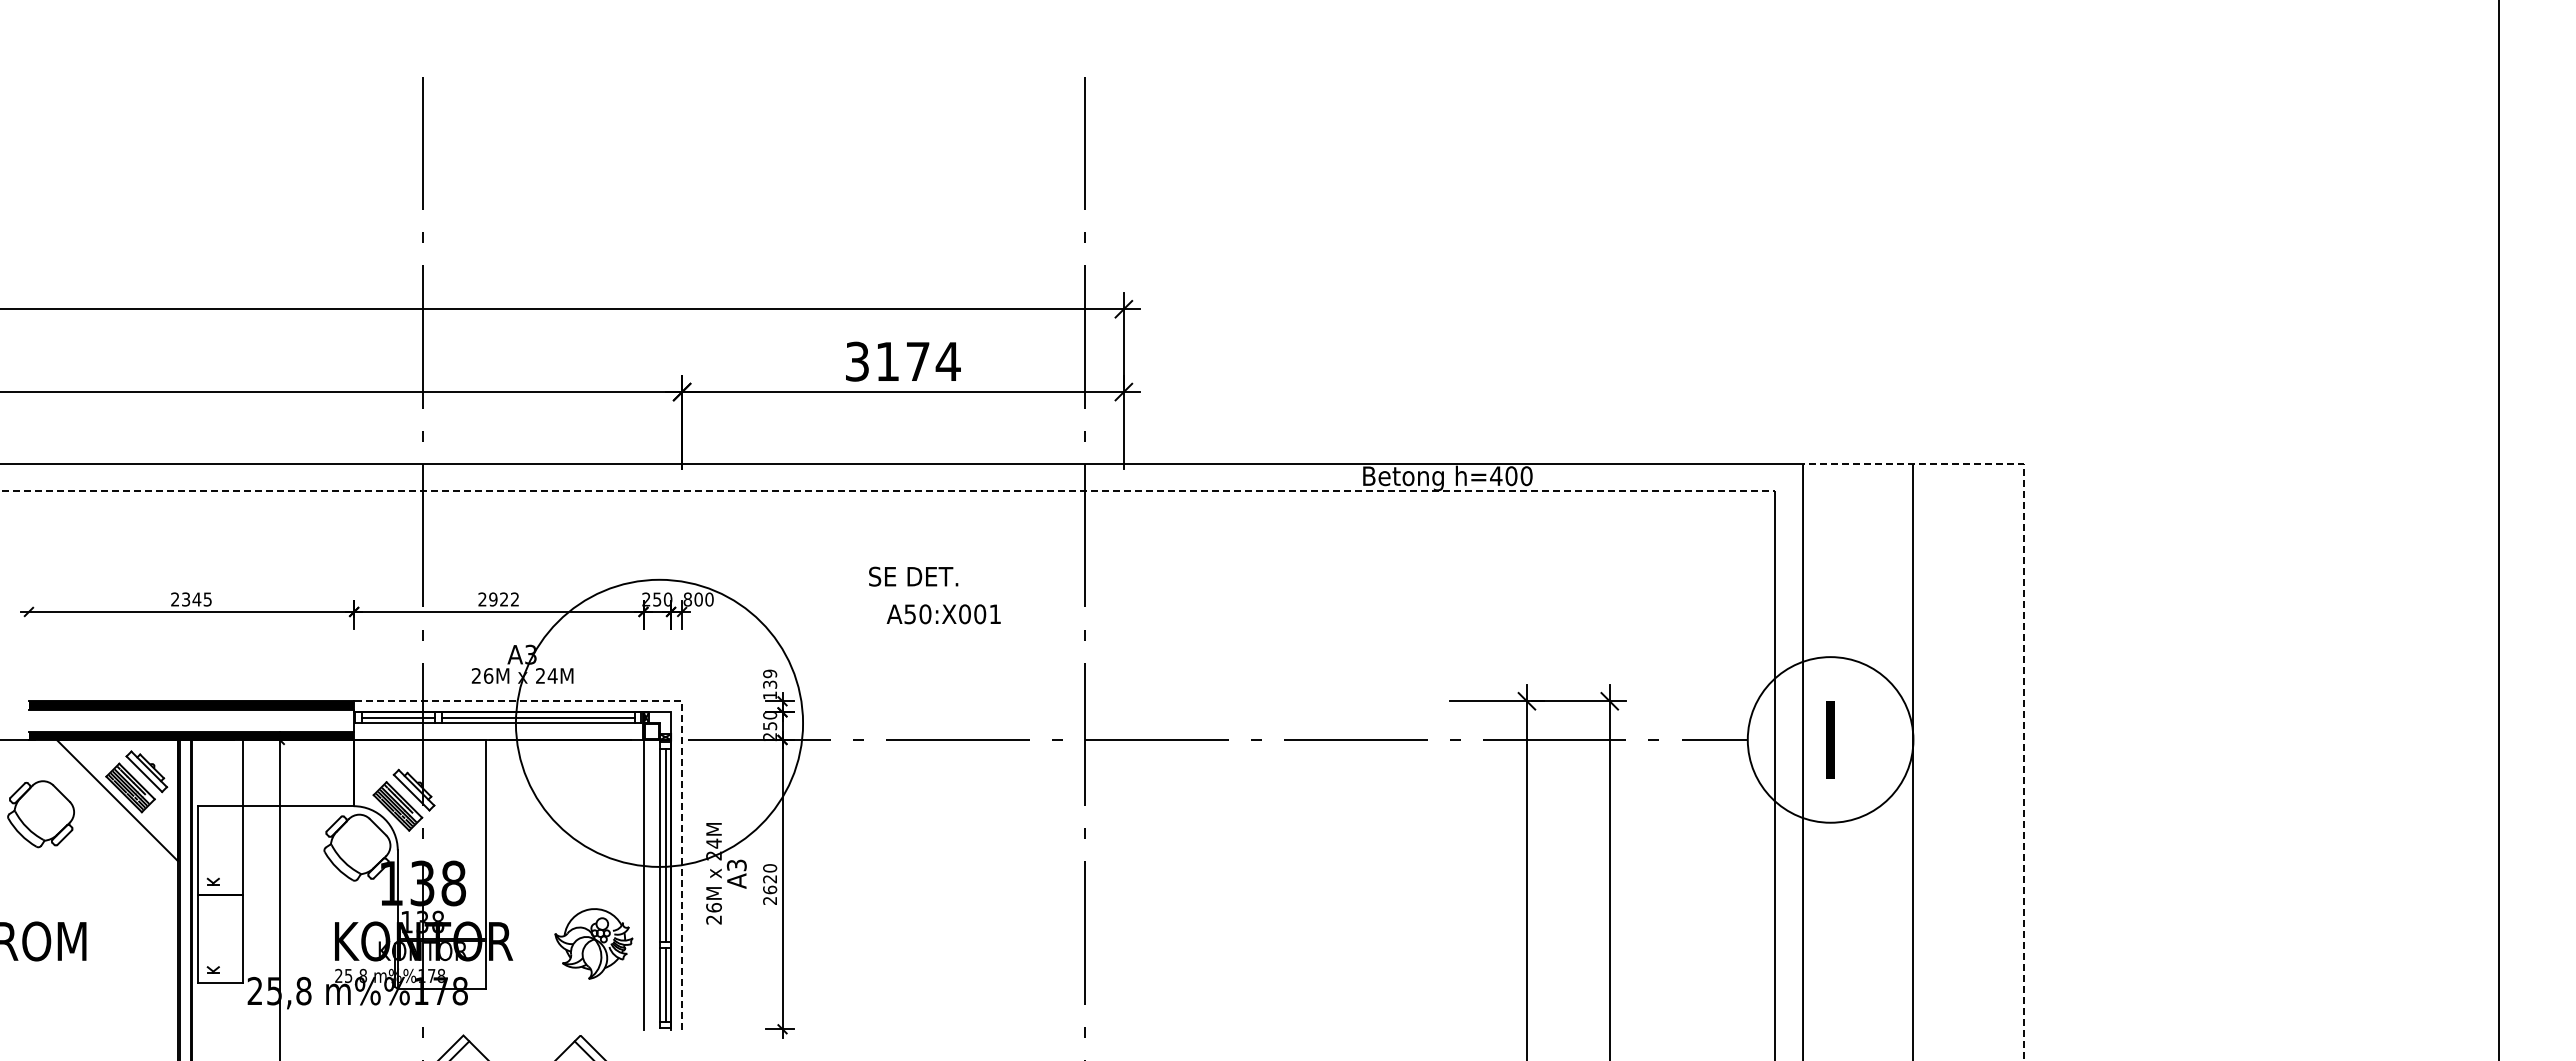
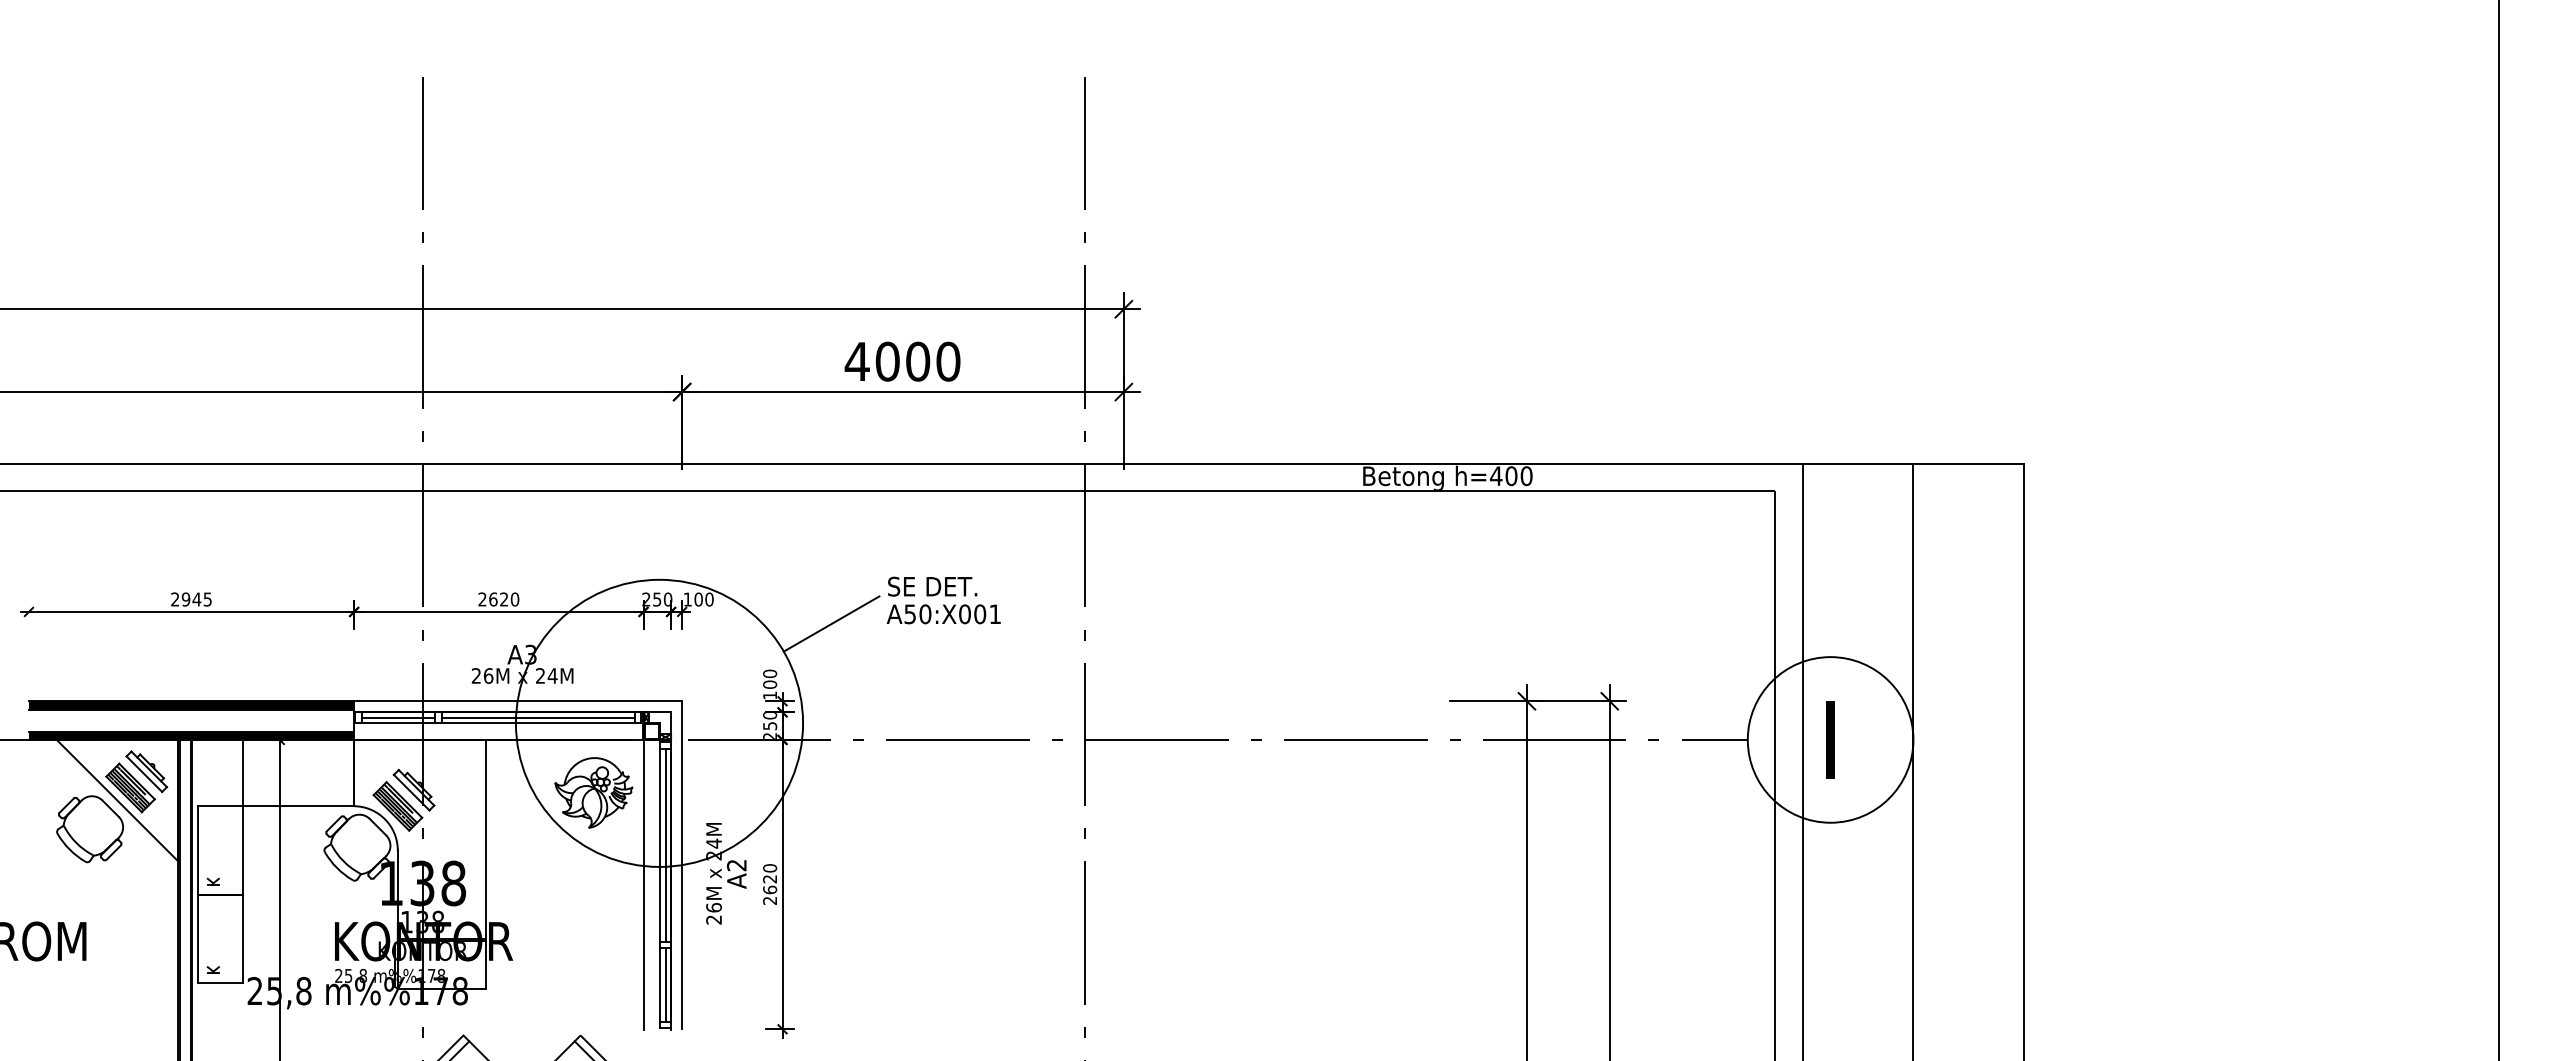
text: 3174 -> 4000 (902, 361)
line: dashed -> solid (888, 491)
text position: (913, 576) -> (932, 586) (932, 586)
text: 2345 -> 2945 (185, 599)
text: 2922 -> 2620 (504, 599)
text: 800 -> 100 (687, 599)
line: none -> present (831, 623)
line: dashed -> solid (2023, 650)
text: 139 -> 100 (770, 678)
line: dashed -> solid (682, 701)
part position: (40, 814) -> (89, 829) (89, 829)
text: A3 -> A2 (736, 865)
part position: (593, 943) -> (593, 792) (593, 792)
